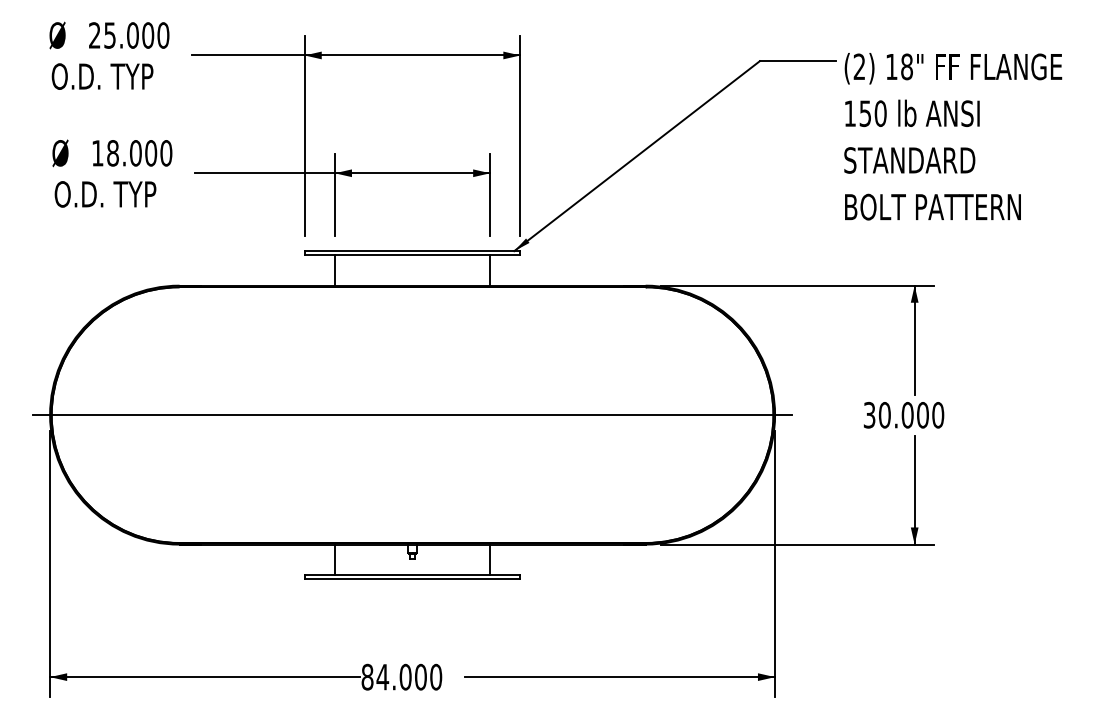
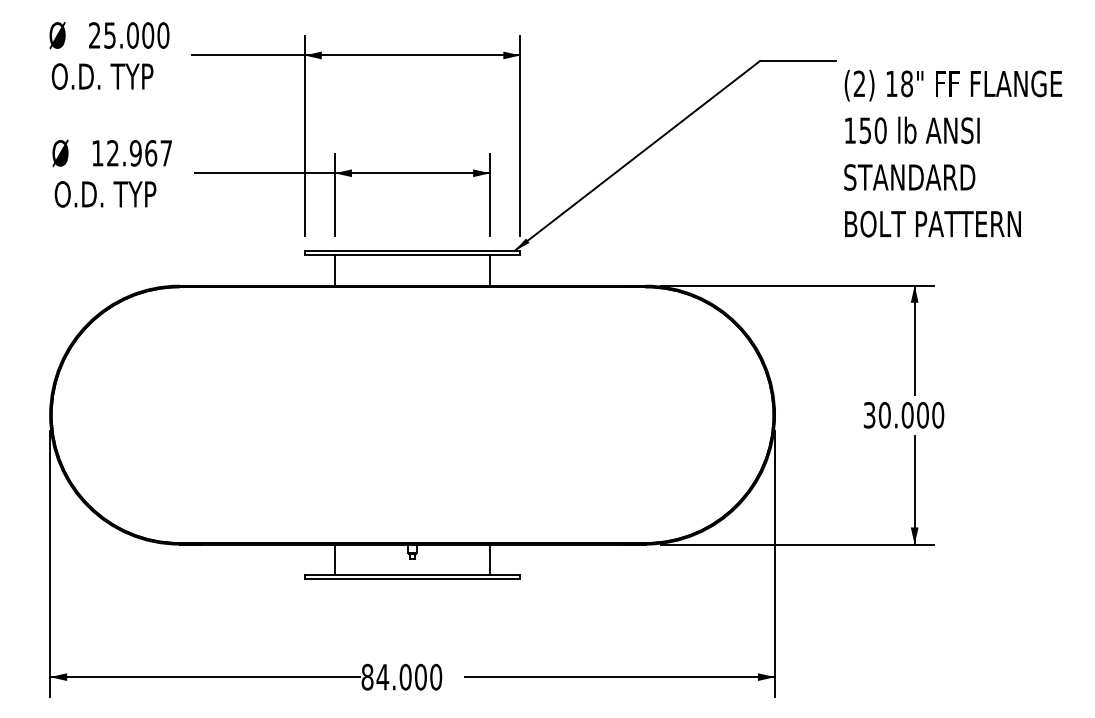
text position: (953, 136) -> (953, 153) (953, 153)
text: 18.000 -> 12.967 (139, 153)
line: present -> none (412, 415)
